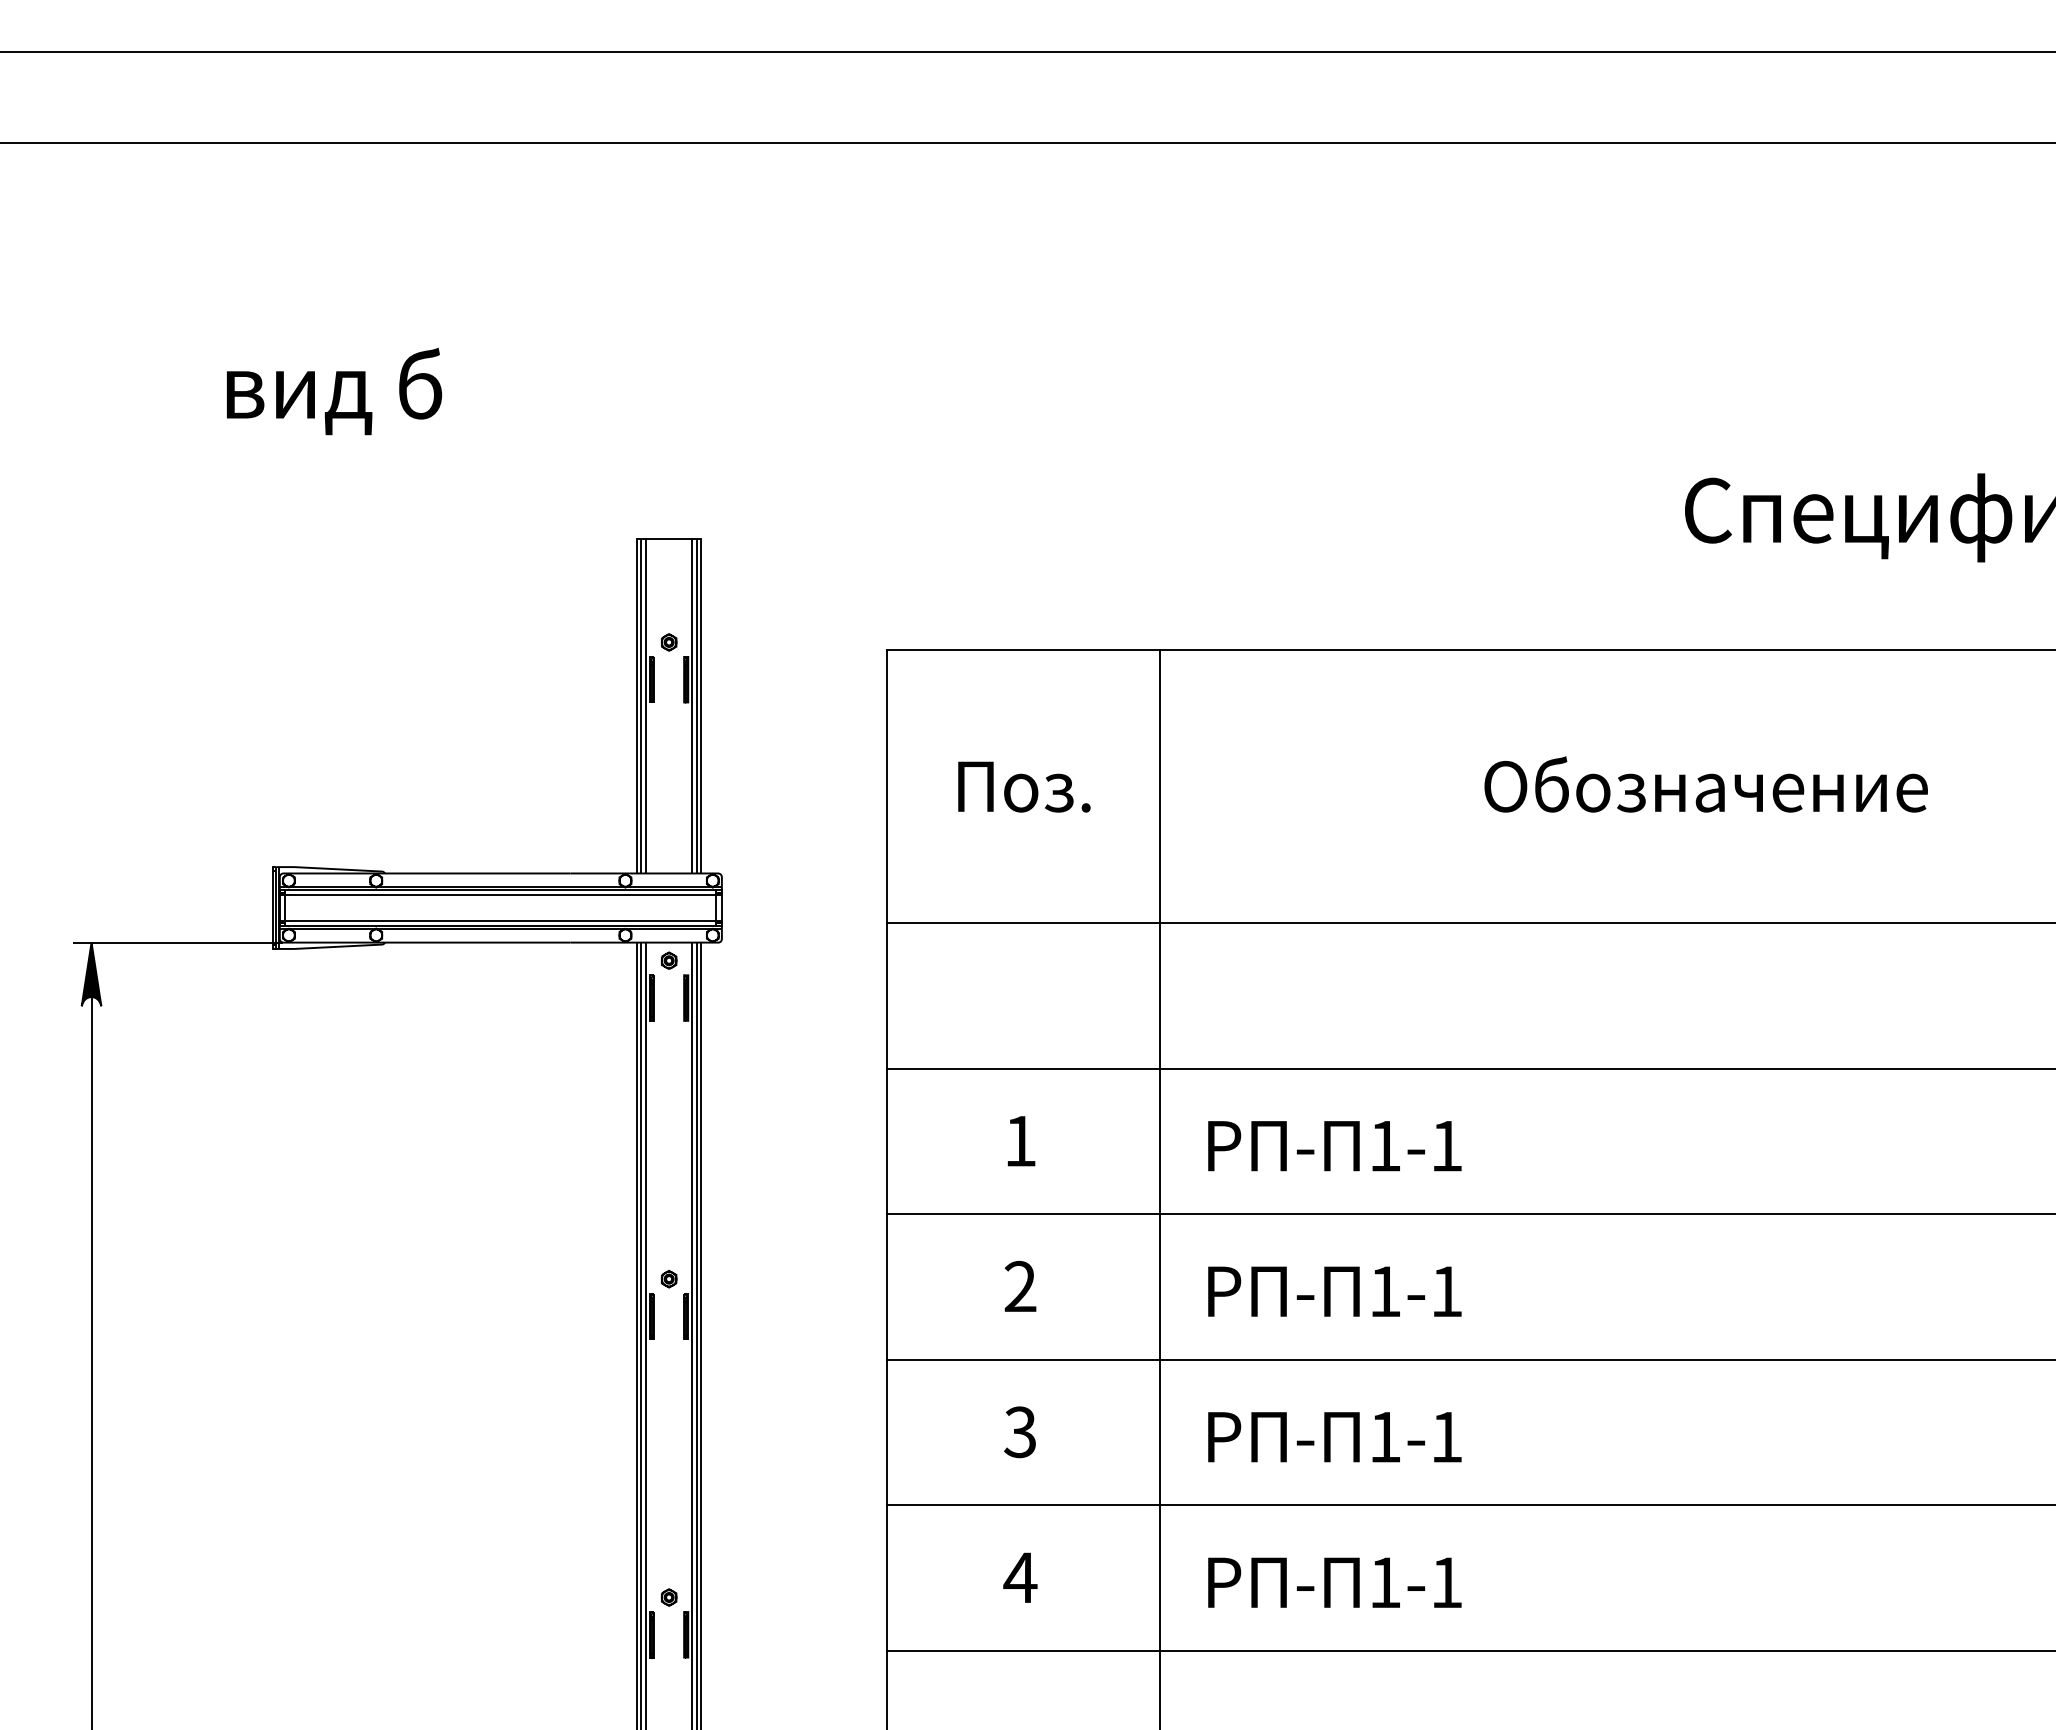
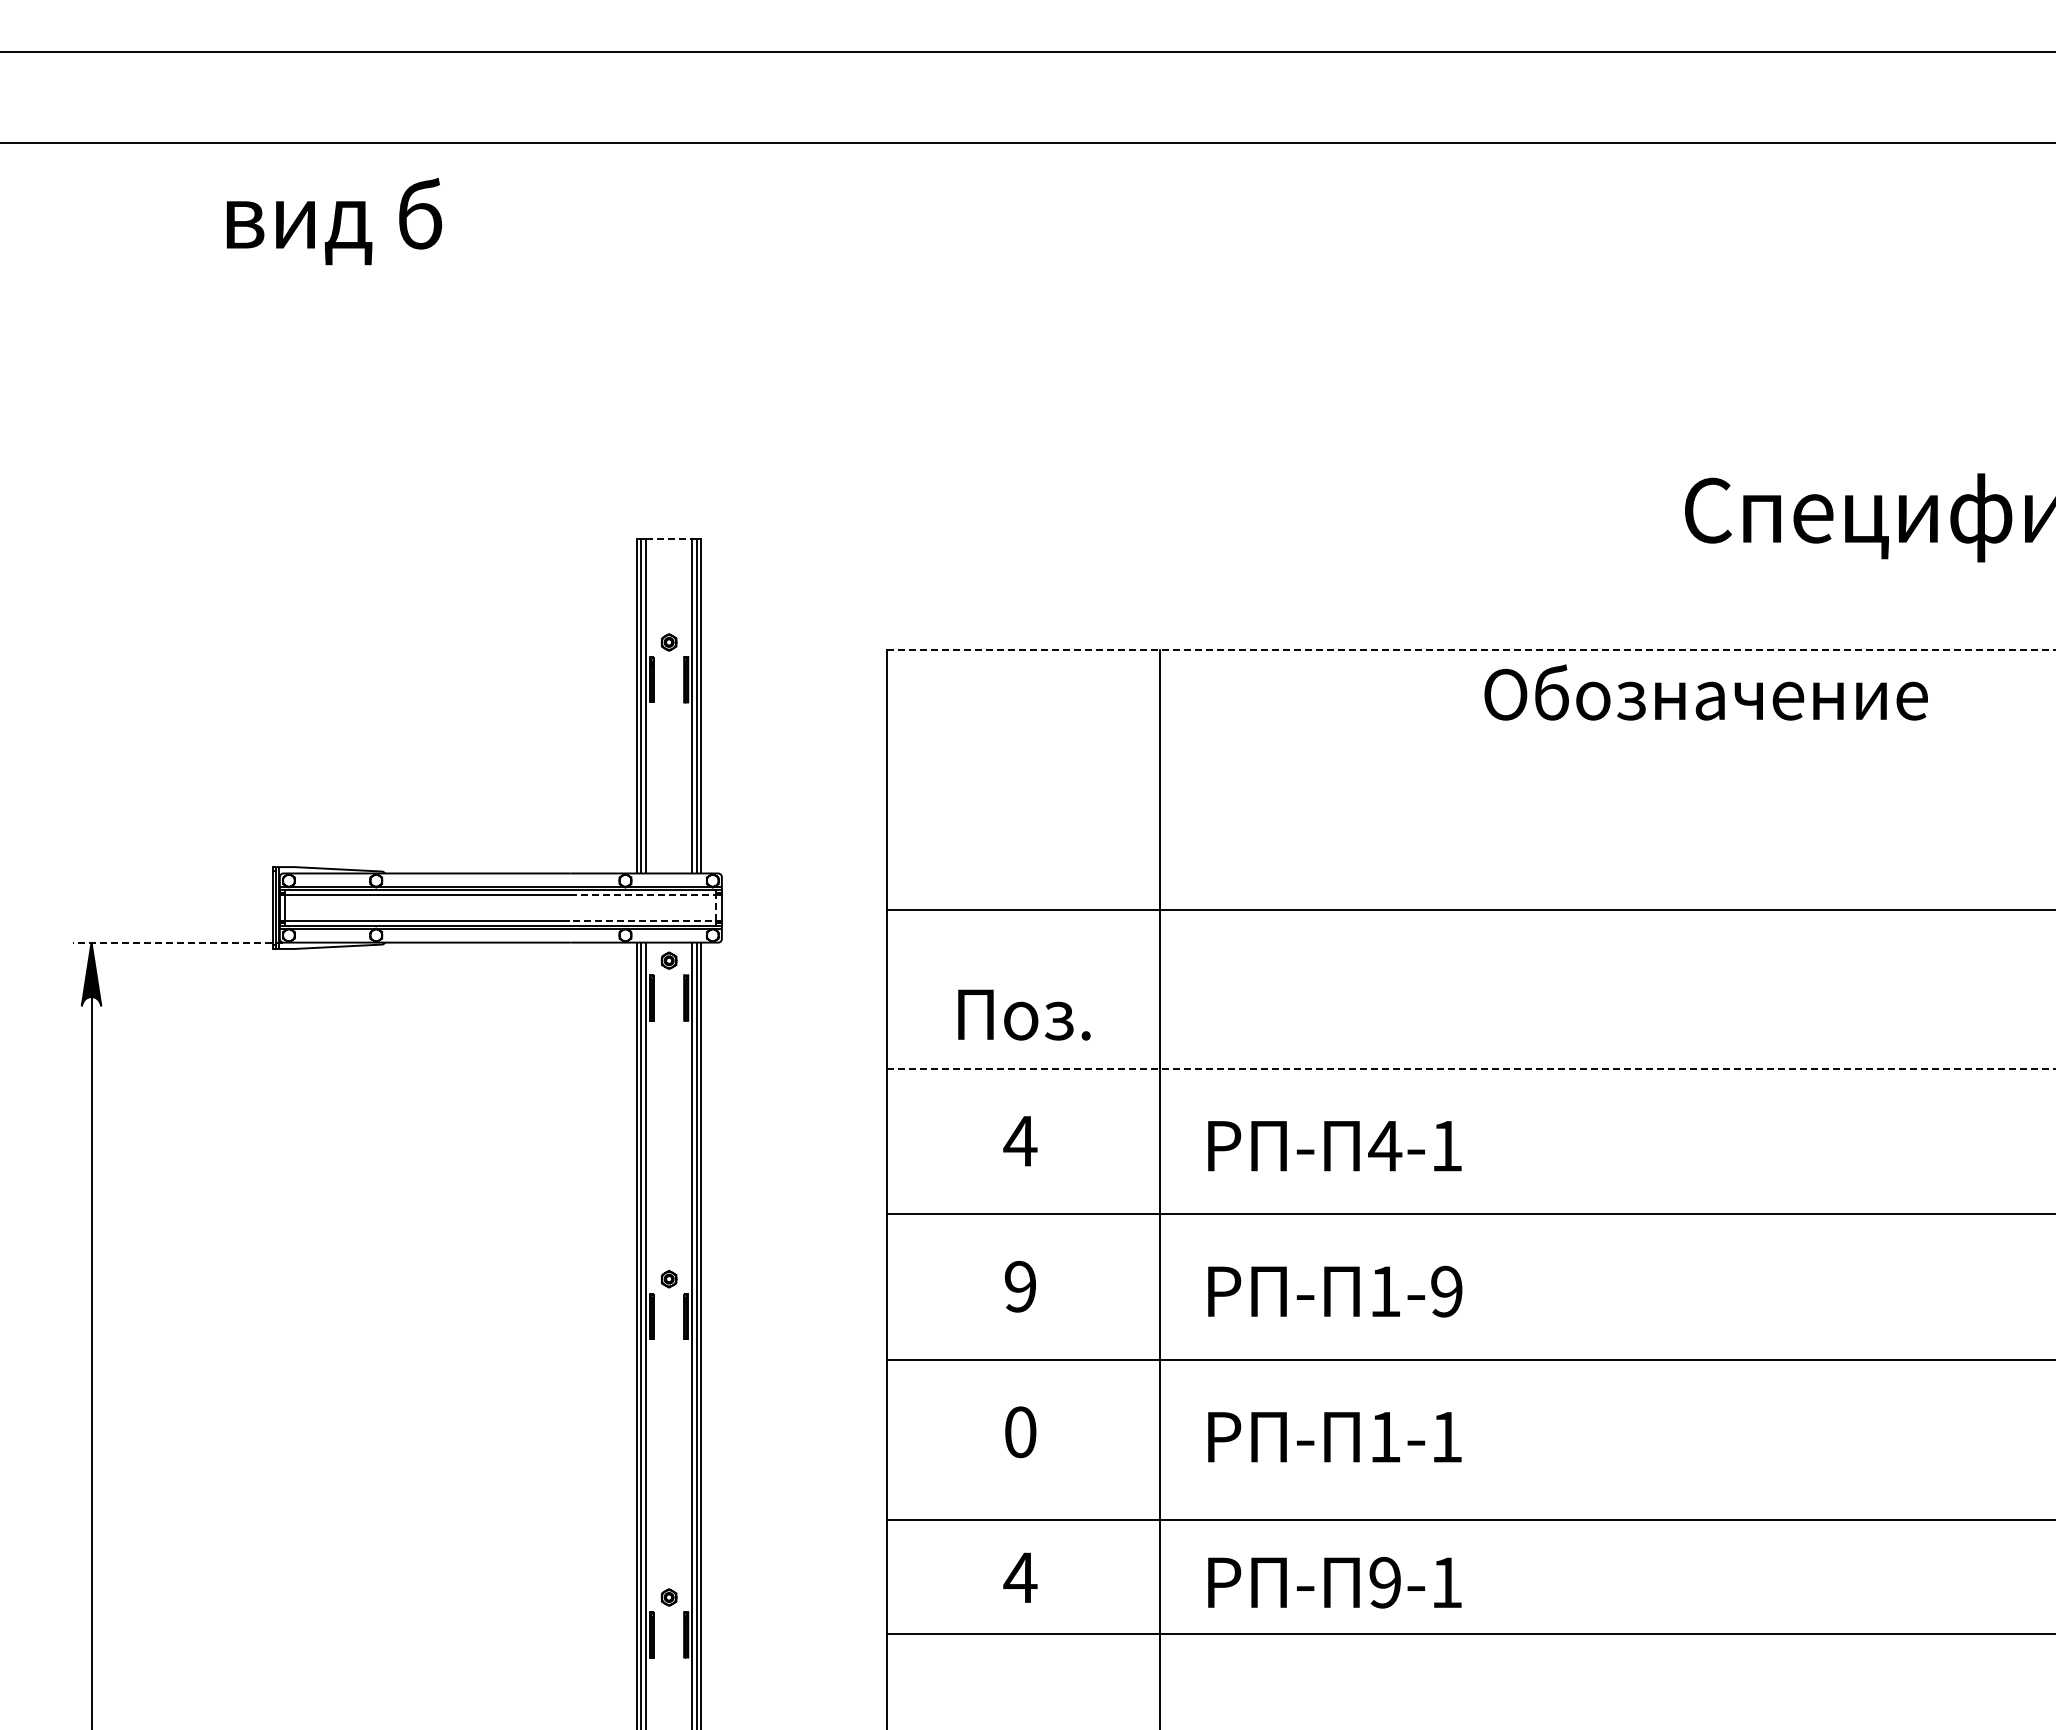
text position: (334, 391) -> (334, 221) (334, 221)
line: solid -> dashed (669, 538)
line: solid -> dashed (1472, 650)
text position: (1705, 784) -> (1705, 692) (1705, 692)
text position: (1024, 786) -> (1024, 1014) (1024, 1014)
line: solid -> dashed (716, 908)
line position: (1469, 923) -> (1469, 910) (1469, 910)
line: solid -> dashed (178, 942)
line: solid -> dashed (1472, 1068)
text: 1 -> 4 (1020, 1141)
text: 1-1 -> 4-1 (1385, 1146)
text: 2 -> 9 (1020, 1286)
text: 1-1 -> 1-9 (1446, 1291)
text: 3 -> 0 (1020, 1432)
line position: (1469, 1505) -> (1469, 1520) (1469, 1520)
text: 1-1 -> 9-1 (1384, 1582)
line position: (1469, 1650) -> (1469, 1633) (1469, 1633)
